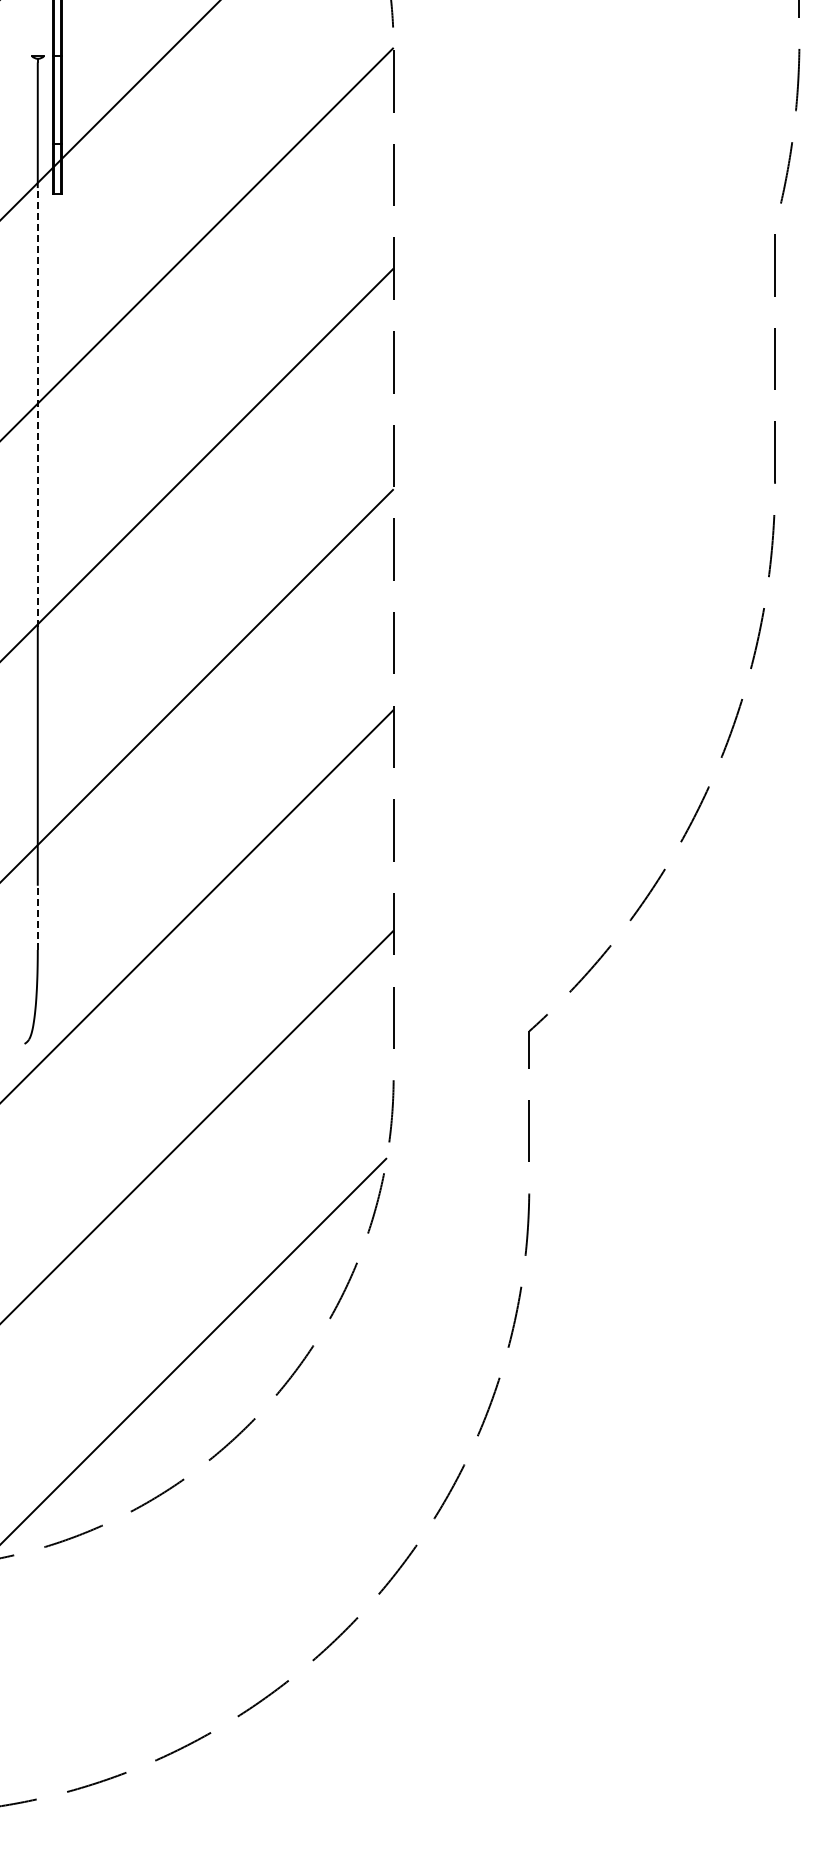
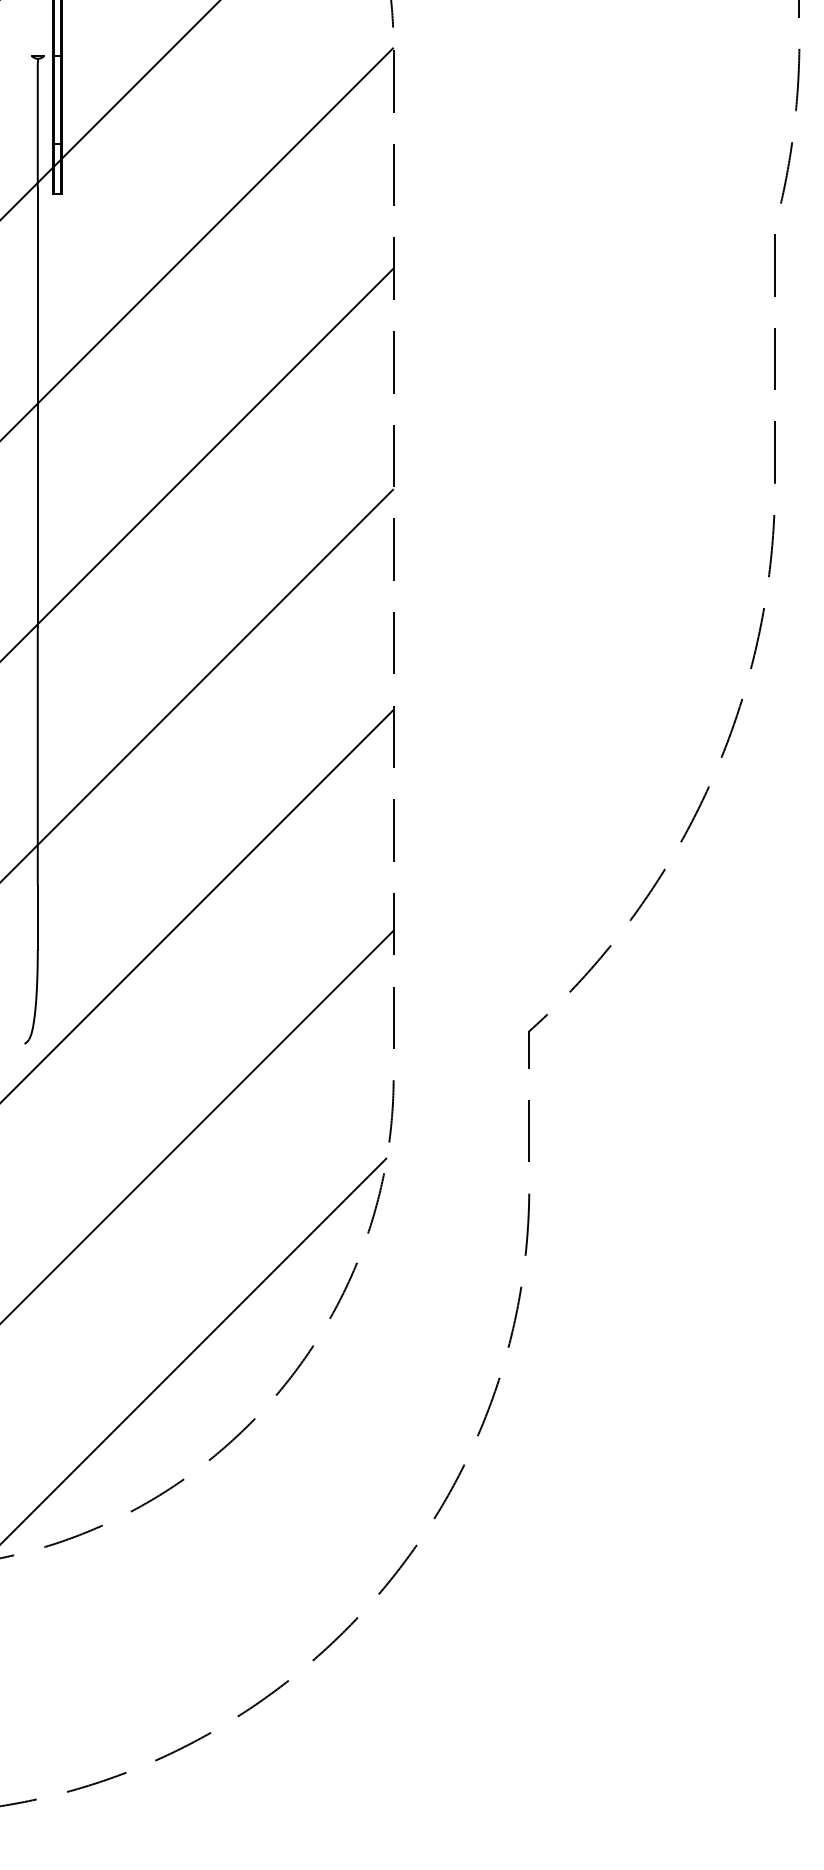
line: dashed -> solid (37, 406)
line: dashed -> solid (37, 917)
